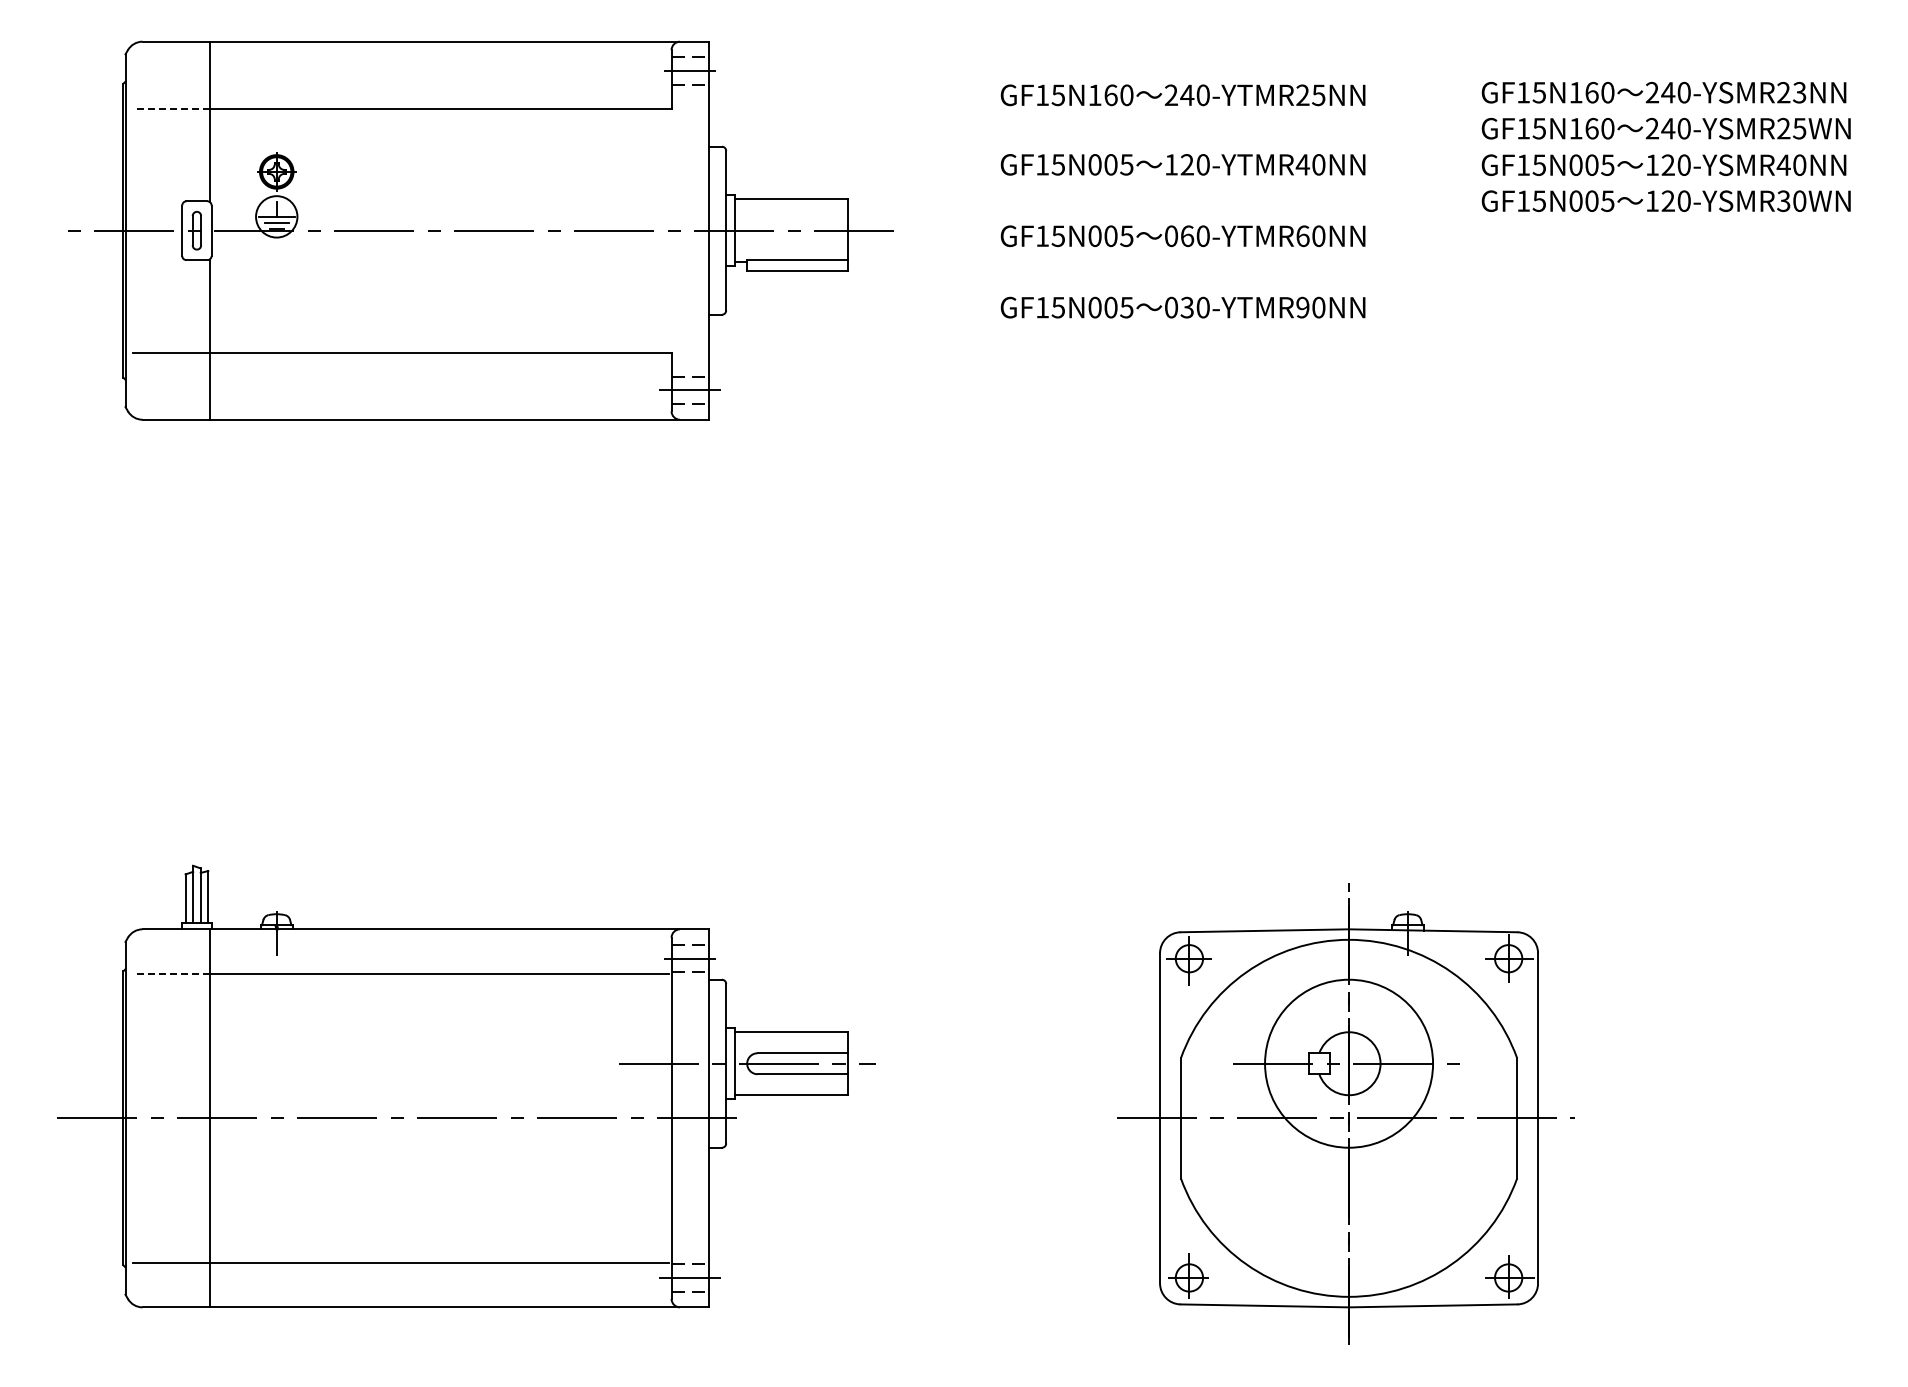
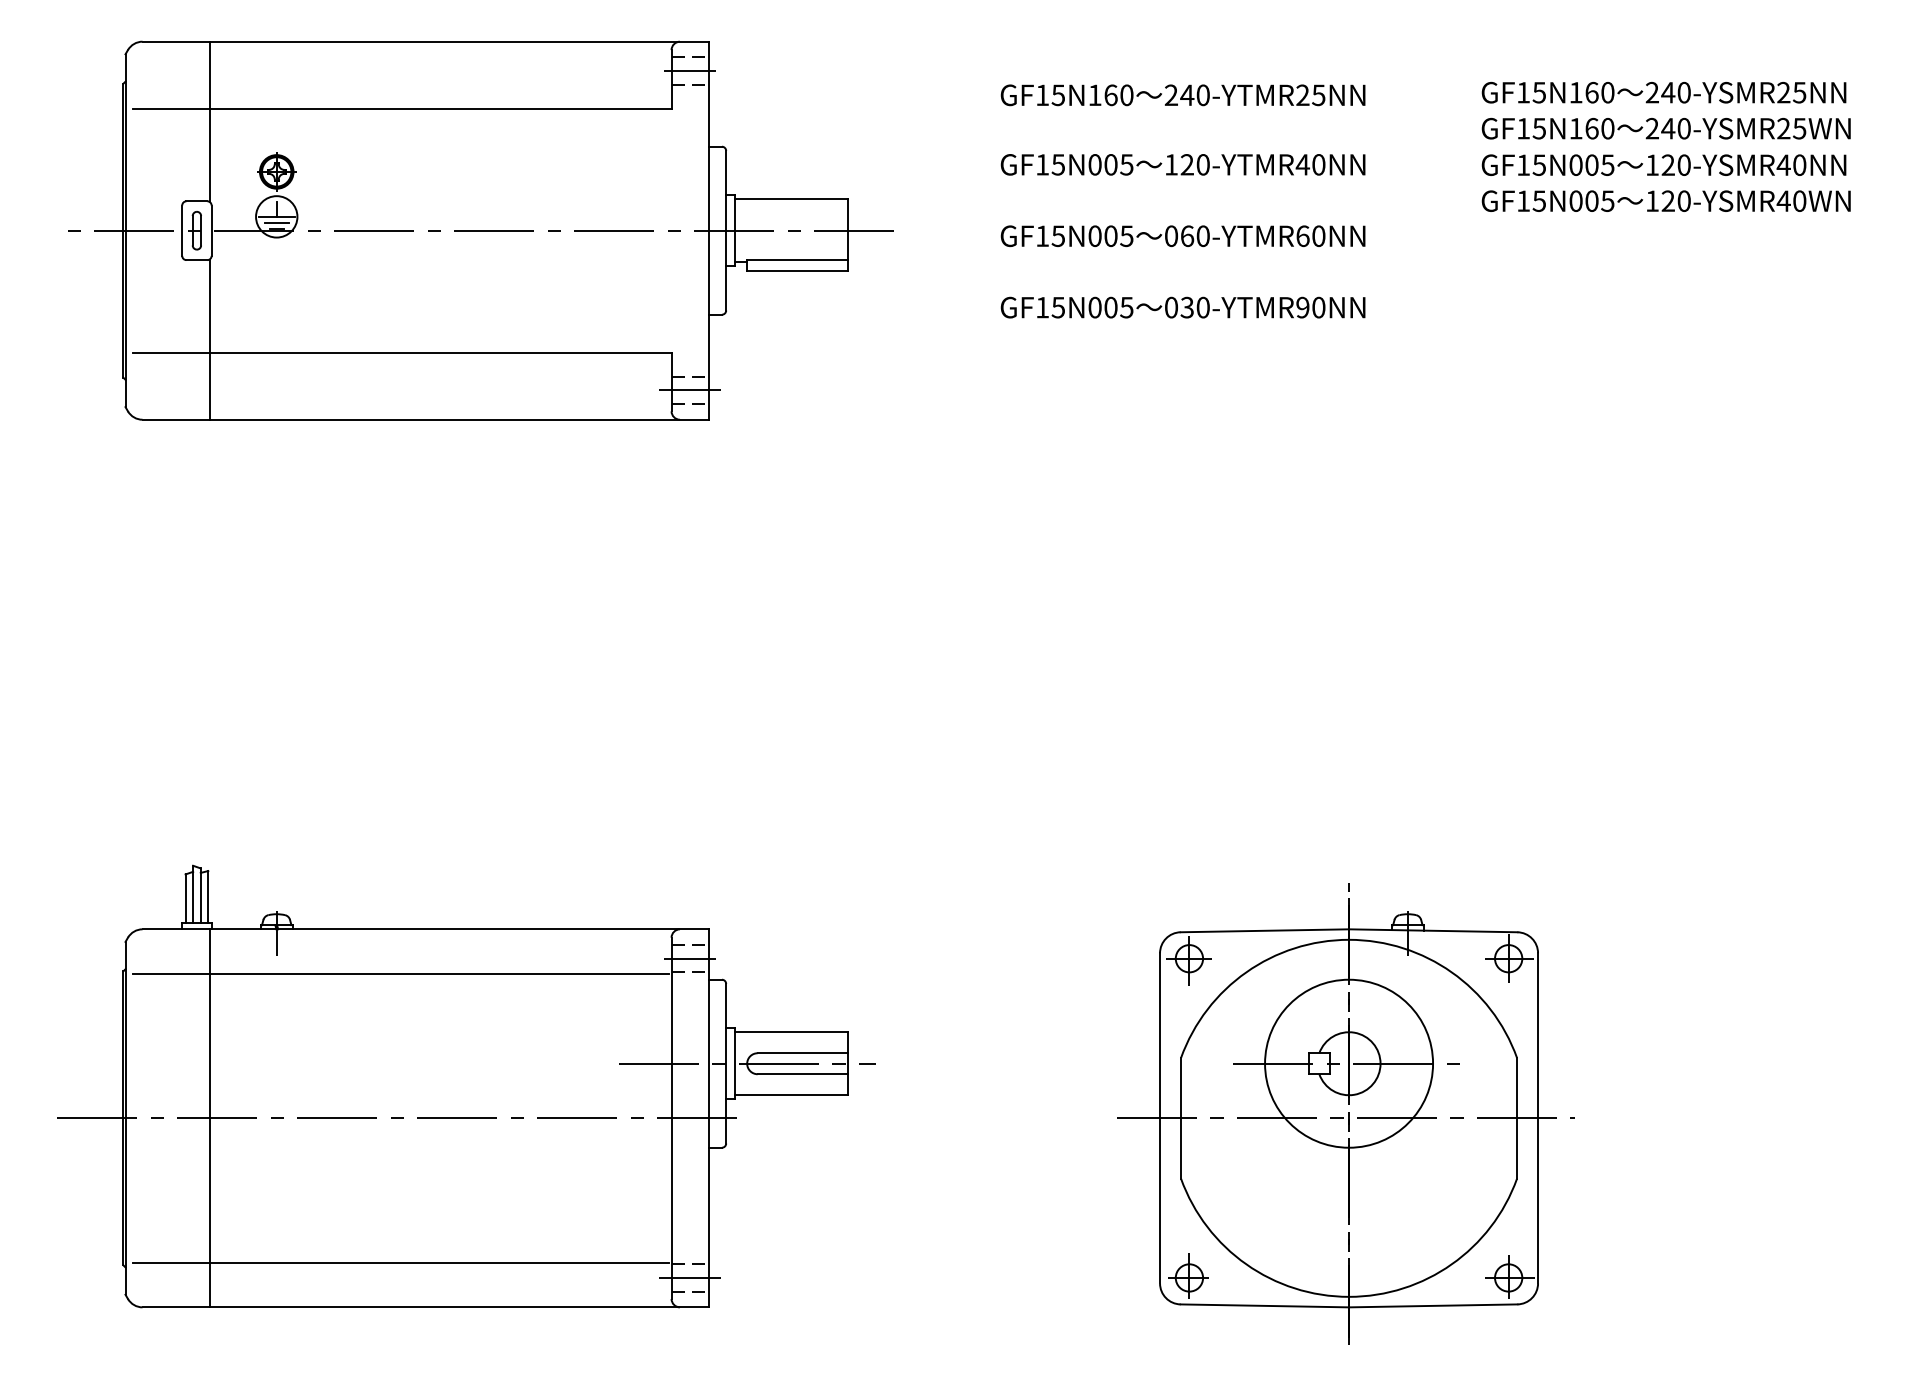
text: 240-YSMR23NN -> 240-YSMR25NN (1799, 91)
line: dashed -> solid (170, 108)
text: 120-YSMR30WN -> 120-YSMR40WN (1783, 201)
line: dashed -> solid (170, 973)
